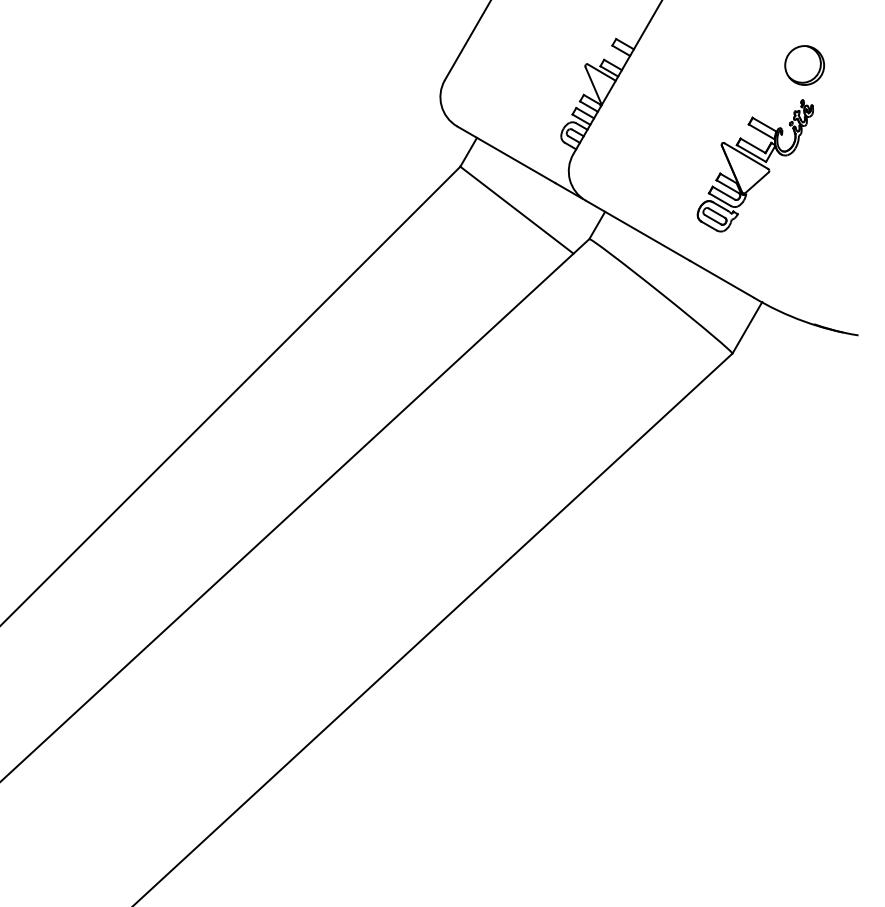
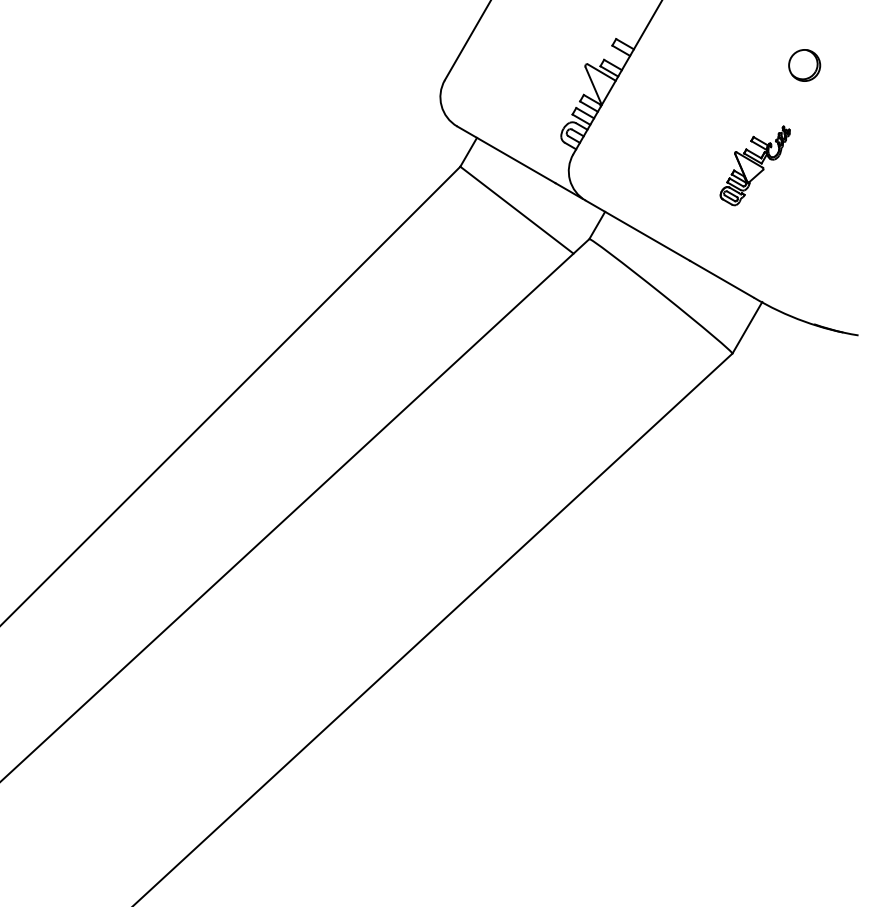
part size: 41x41 px -> 34x33 px (804, 65)
part size: 118x134 px -> 72x82 px (754, 165)
